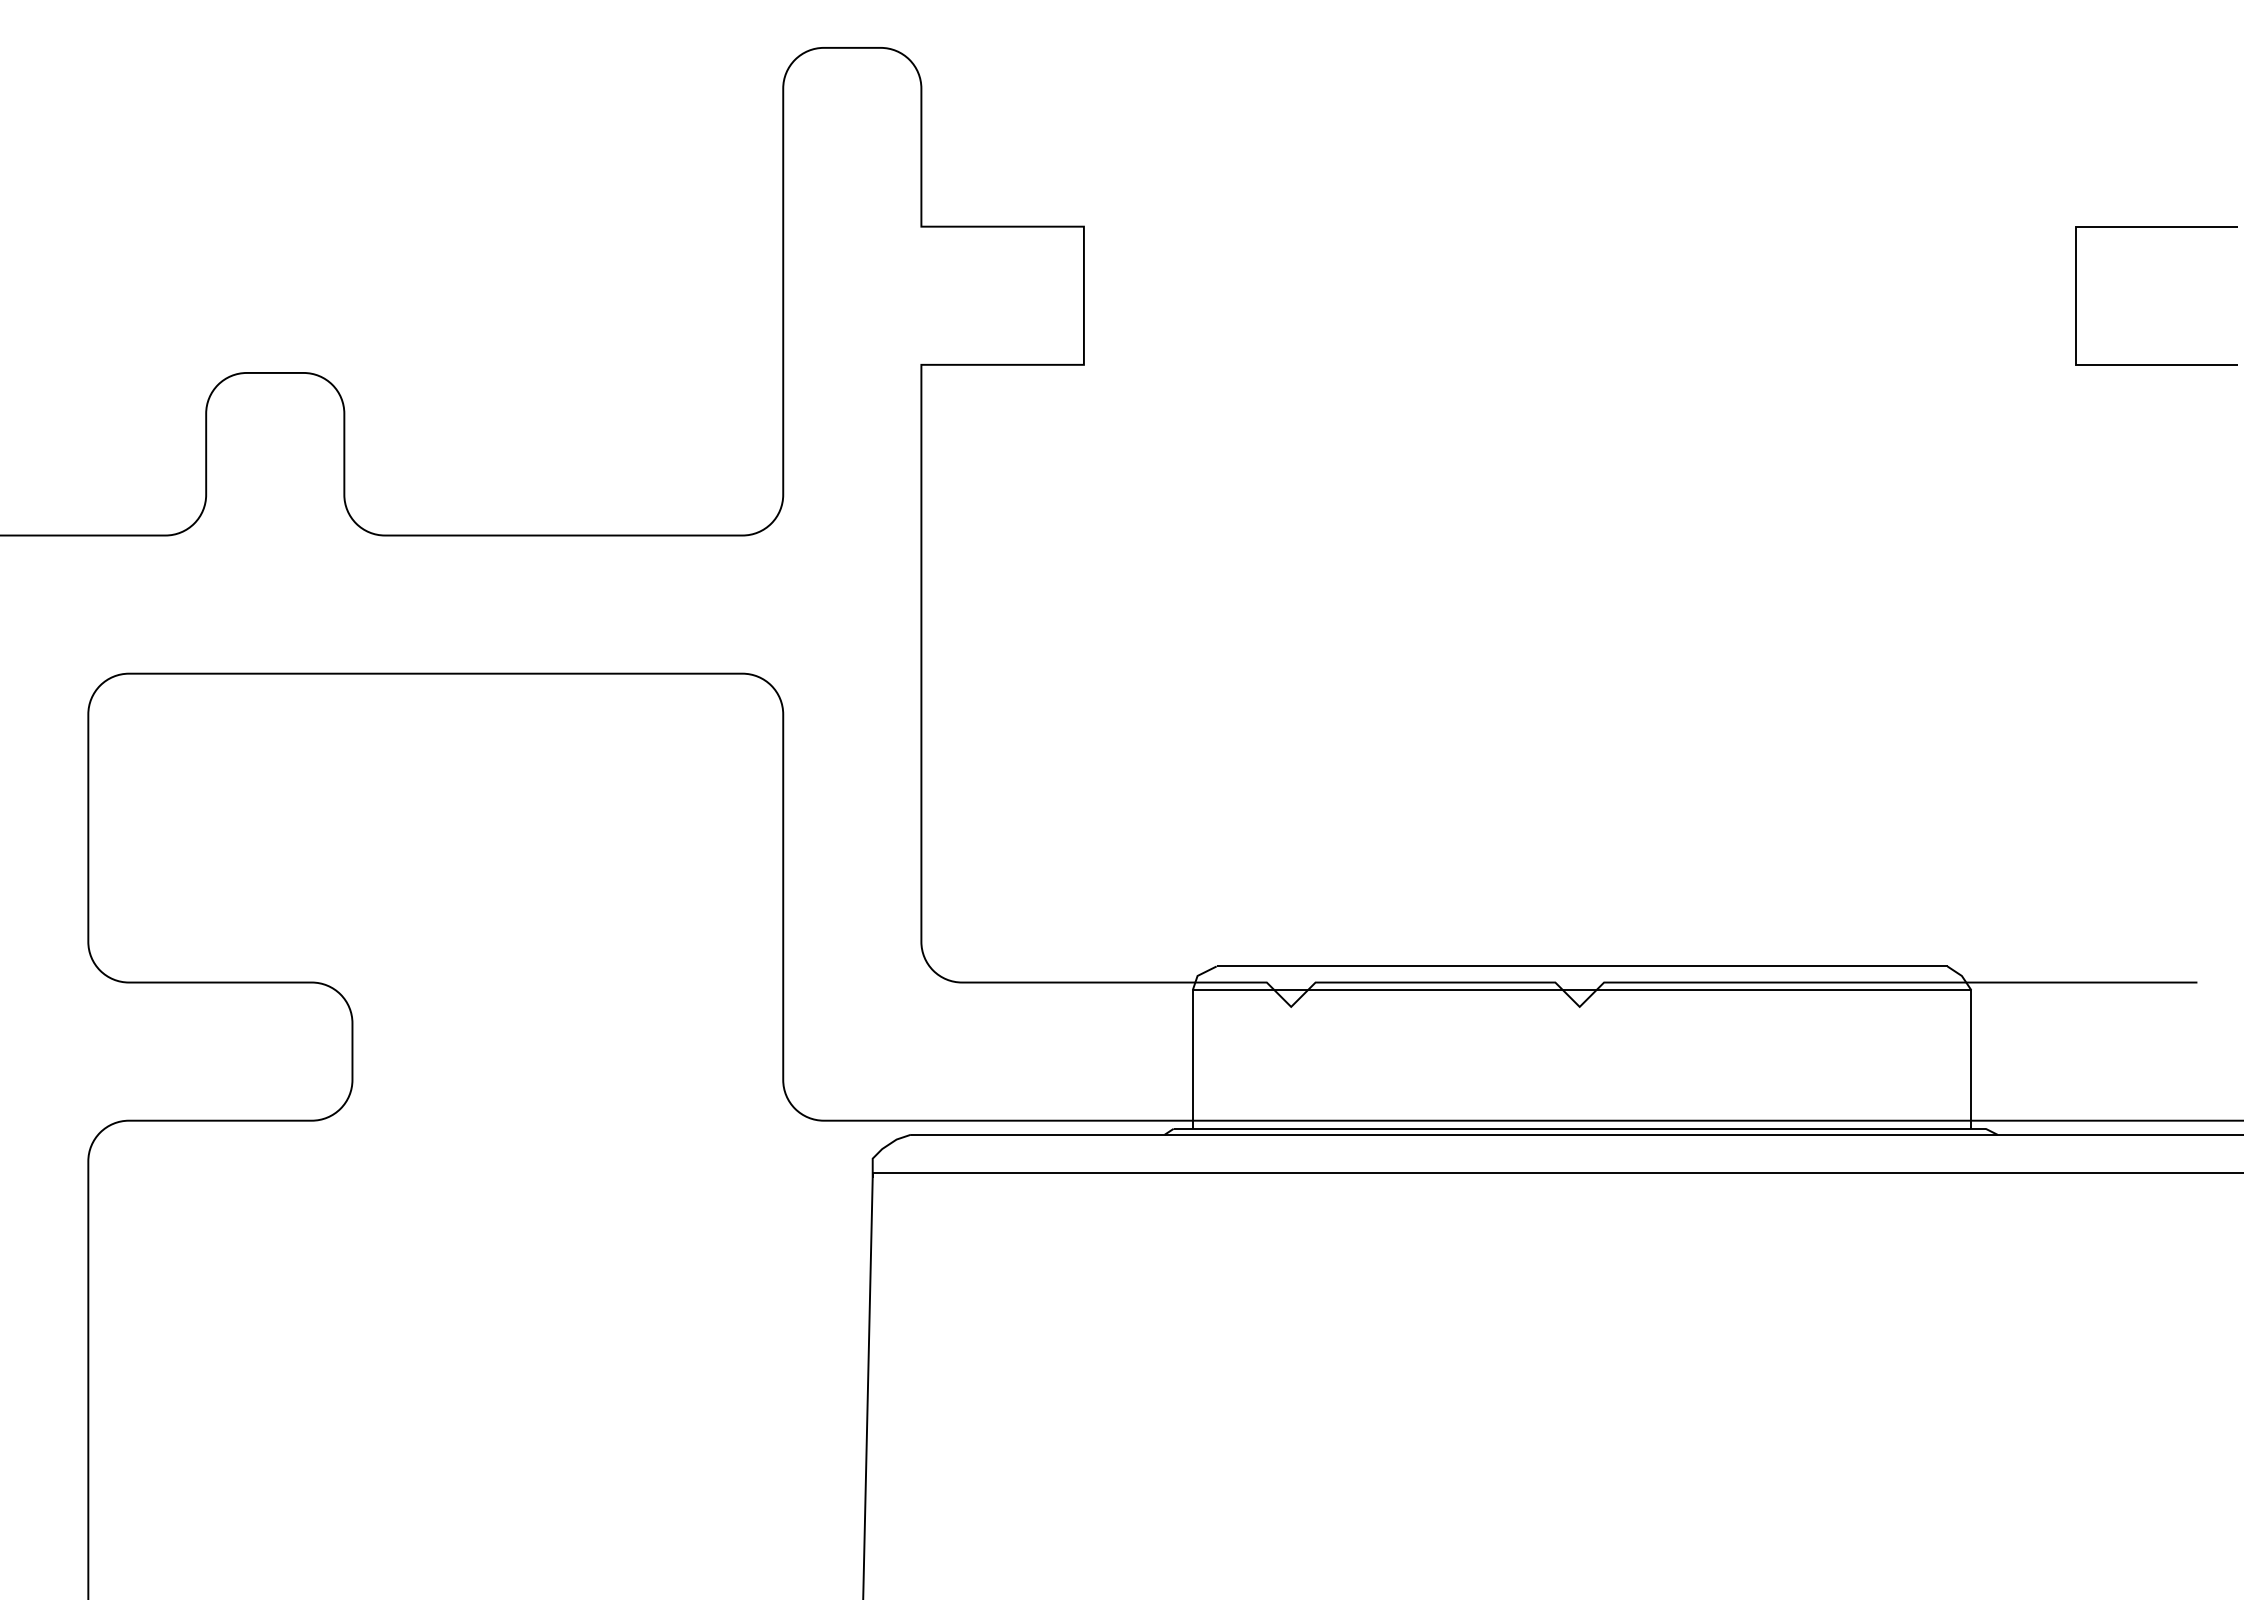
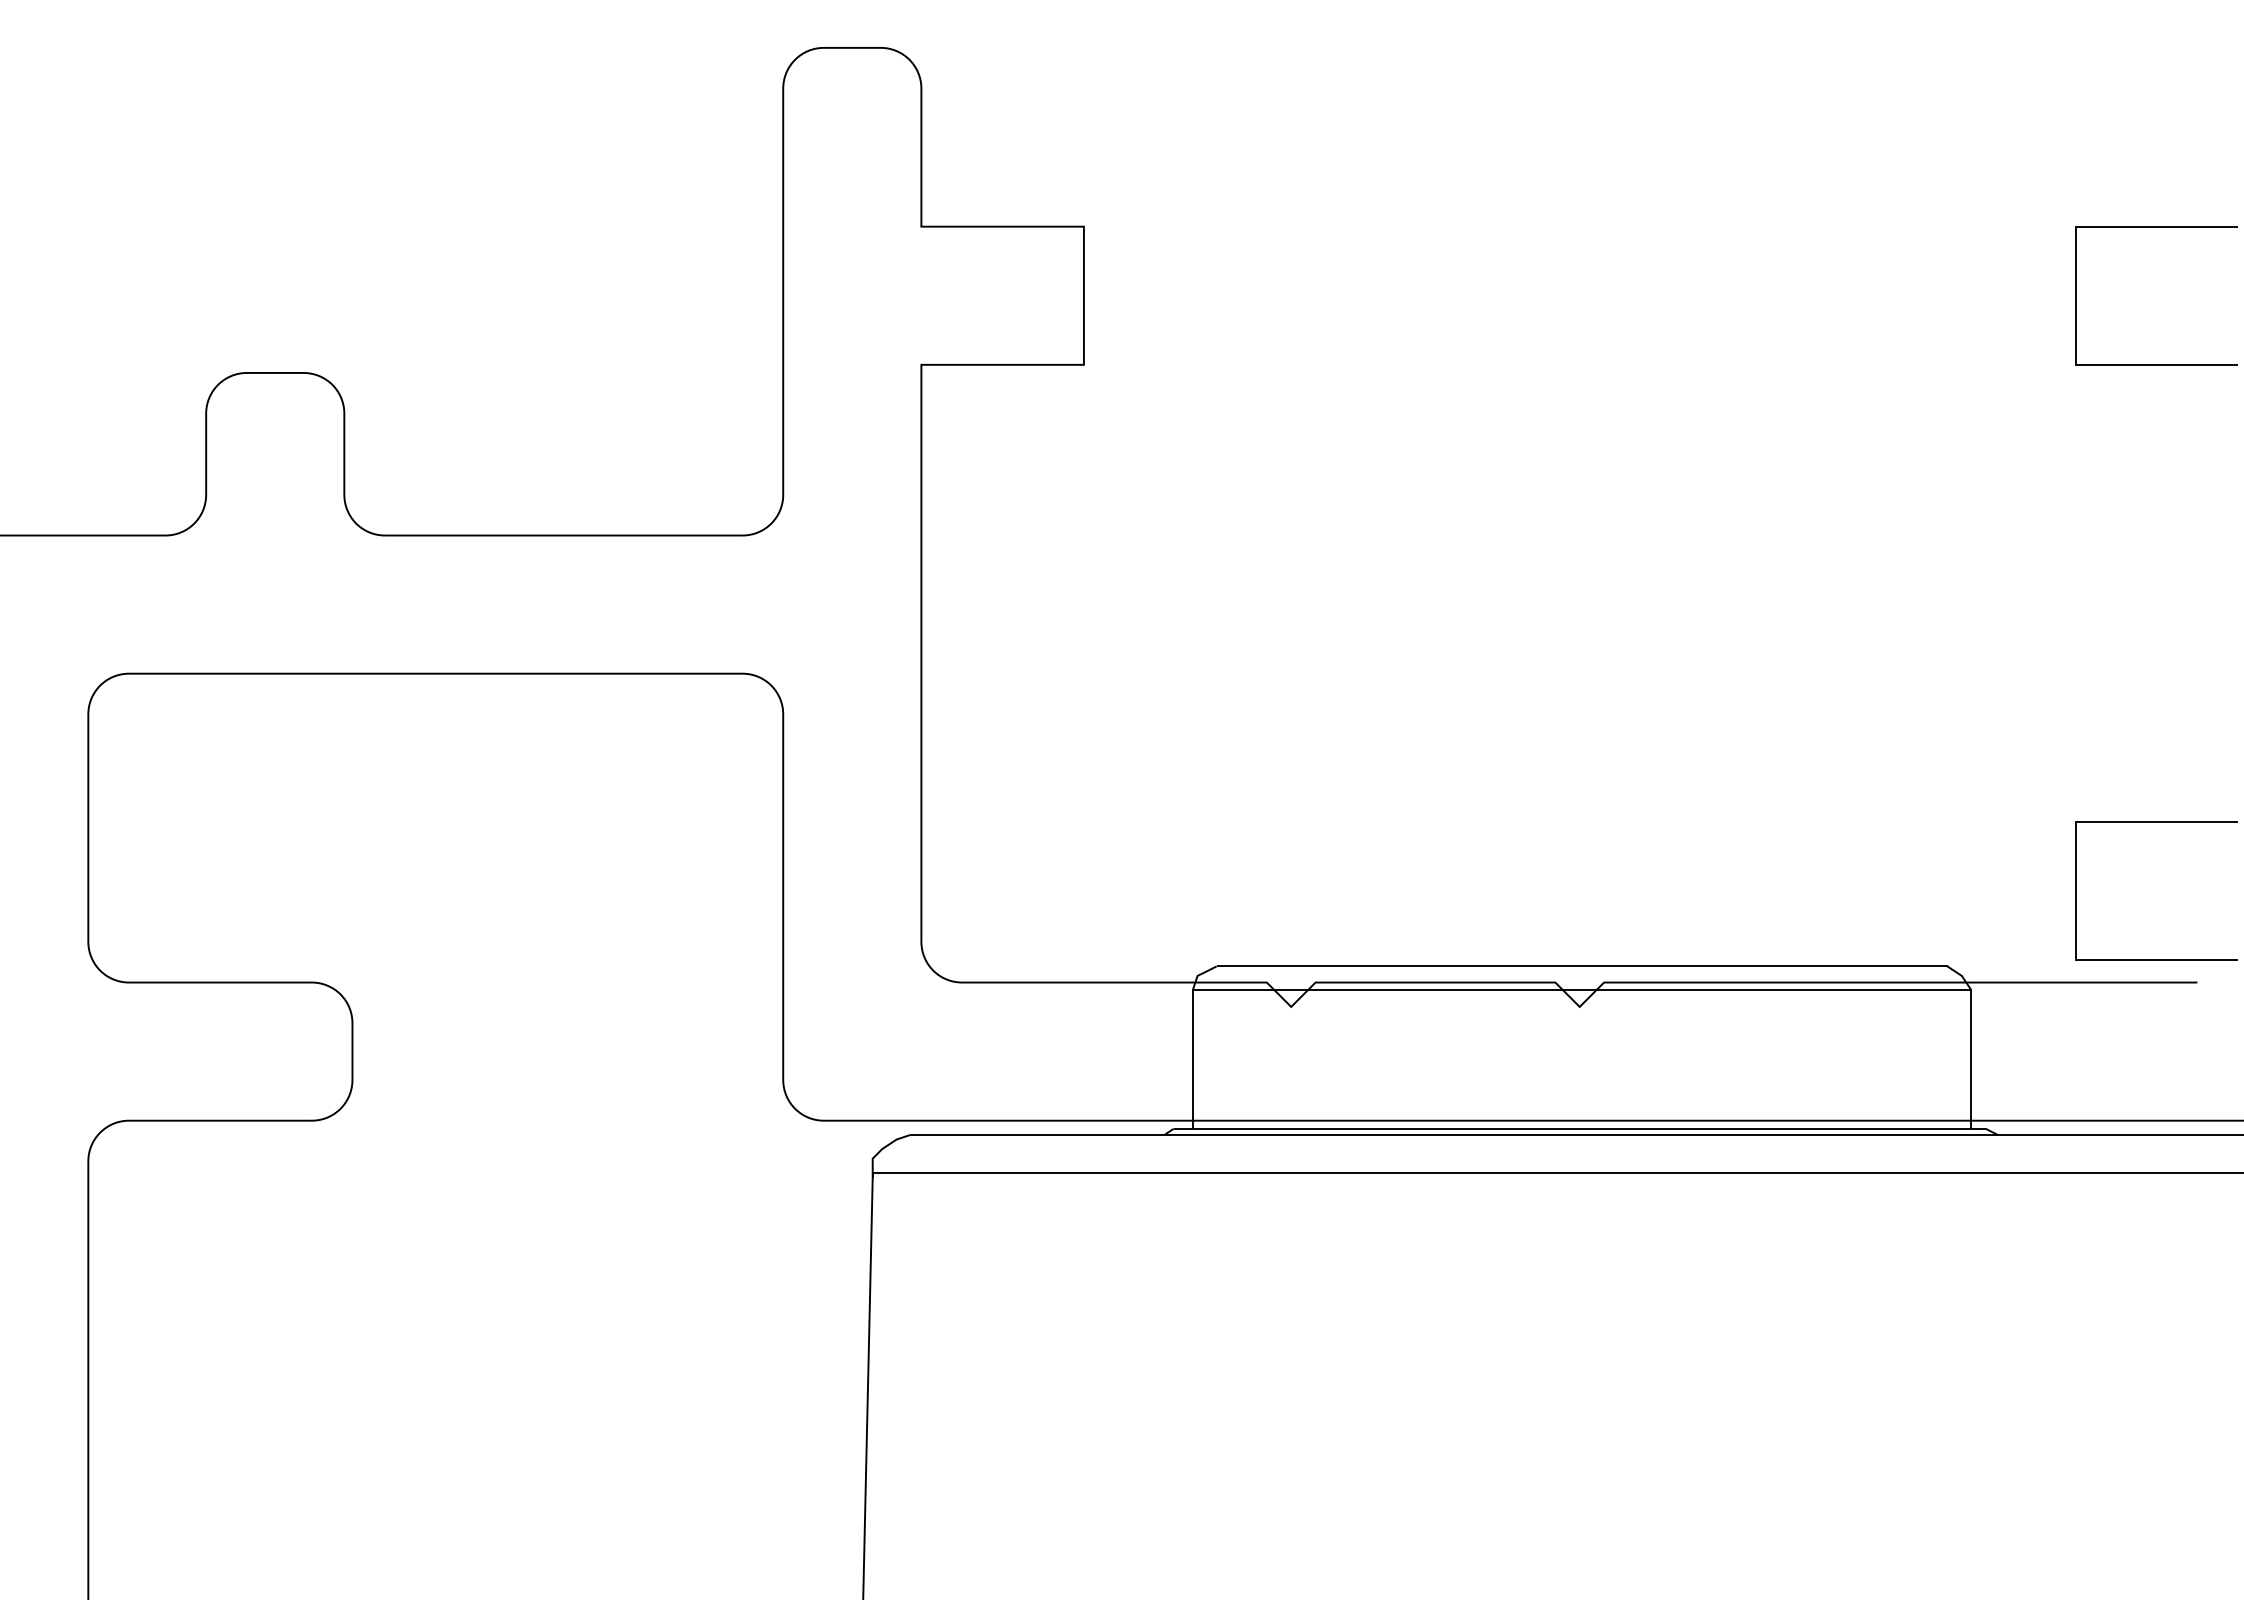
line: none -> present (2156, 822)
